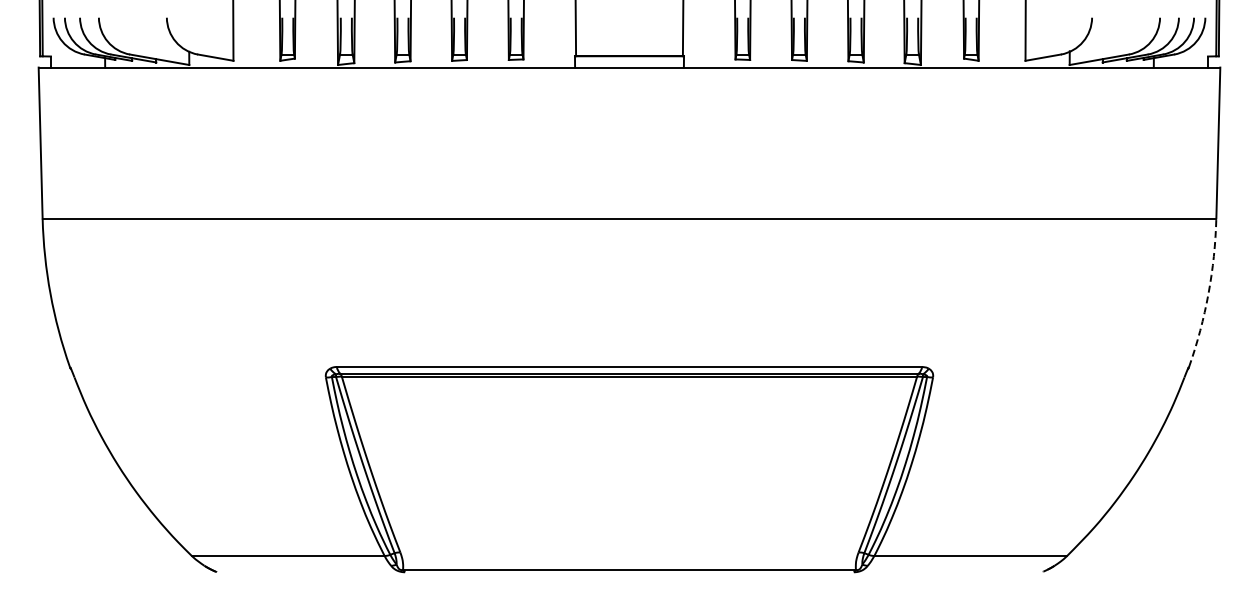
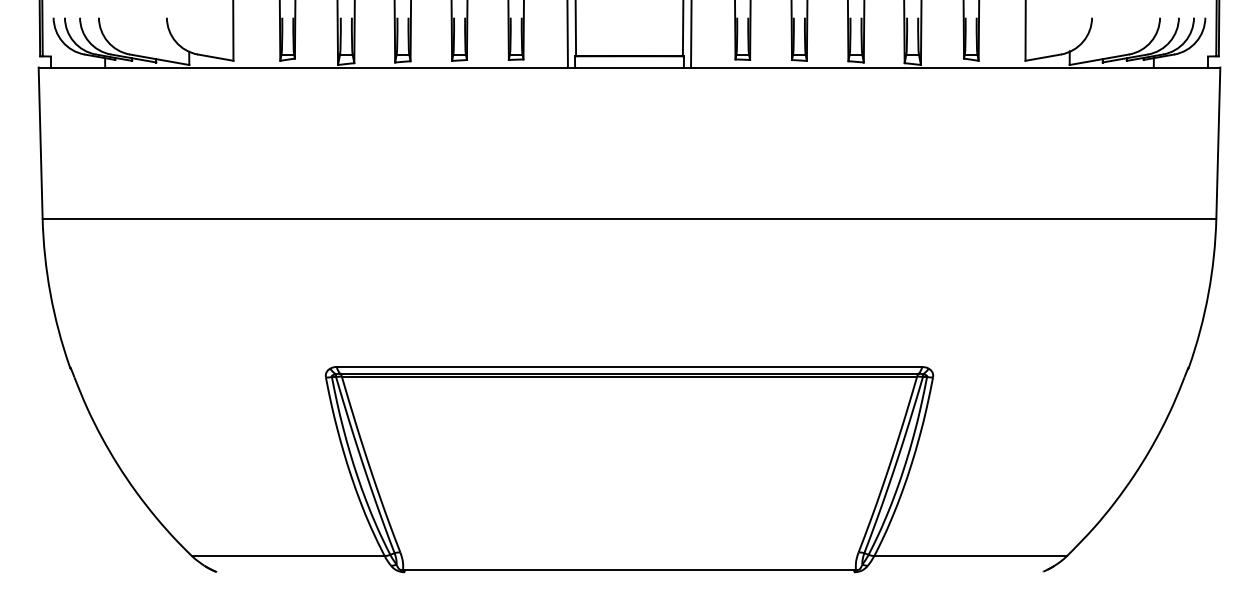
line: none -> present (567, 34)
line: none -> present (691, 34)
arc: dashed -> solid (1208, 293)
